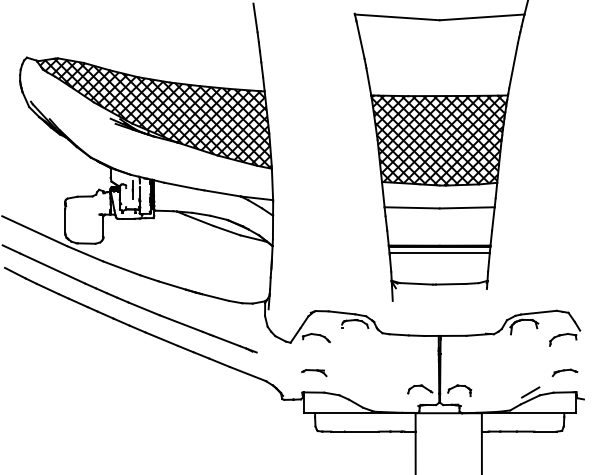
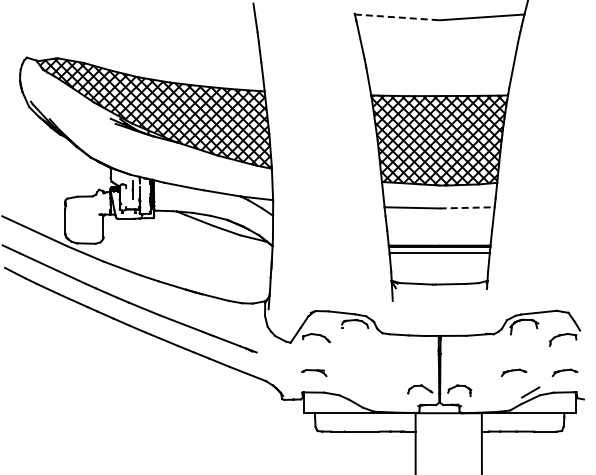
line: solid -> dashed (397, 17)
line: solid -> dashed (467, 207)
part: none -> present (513, 372)
